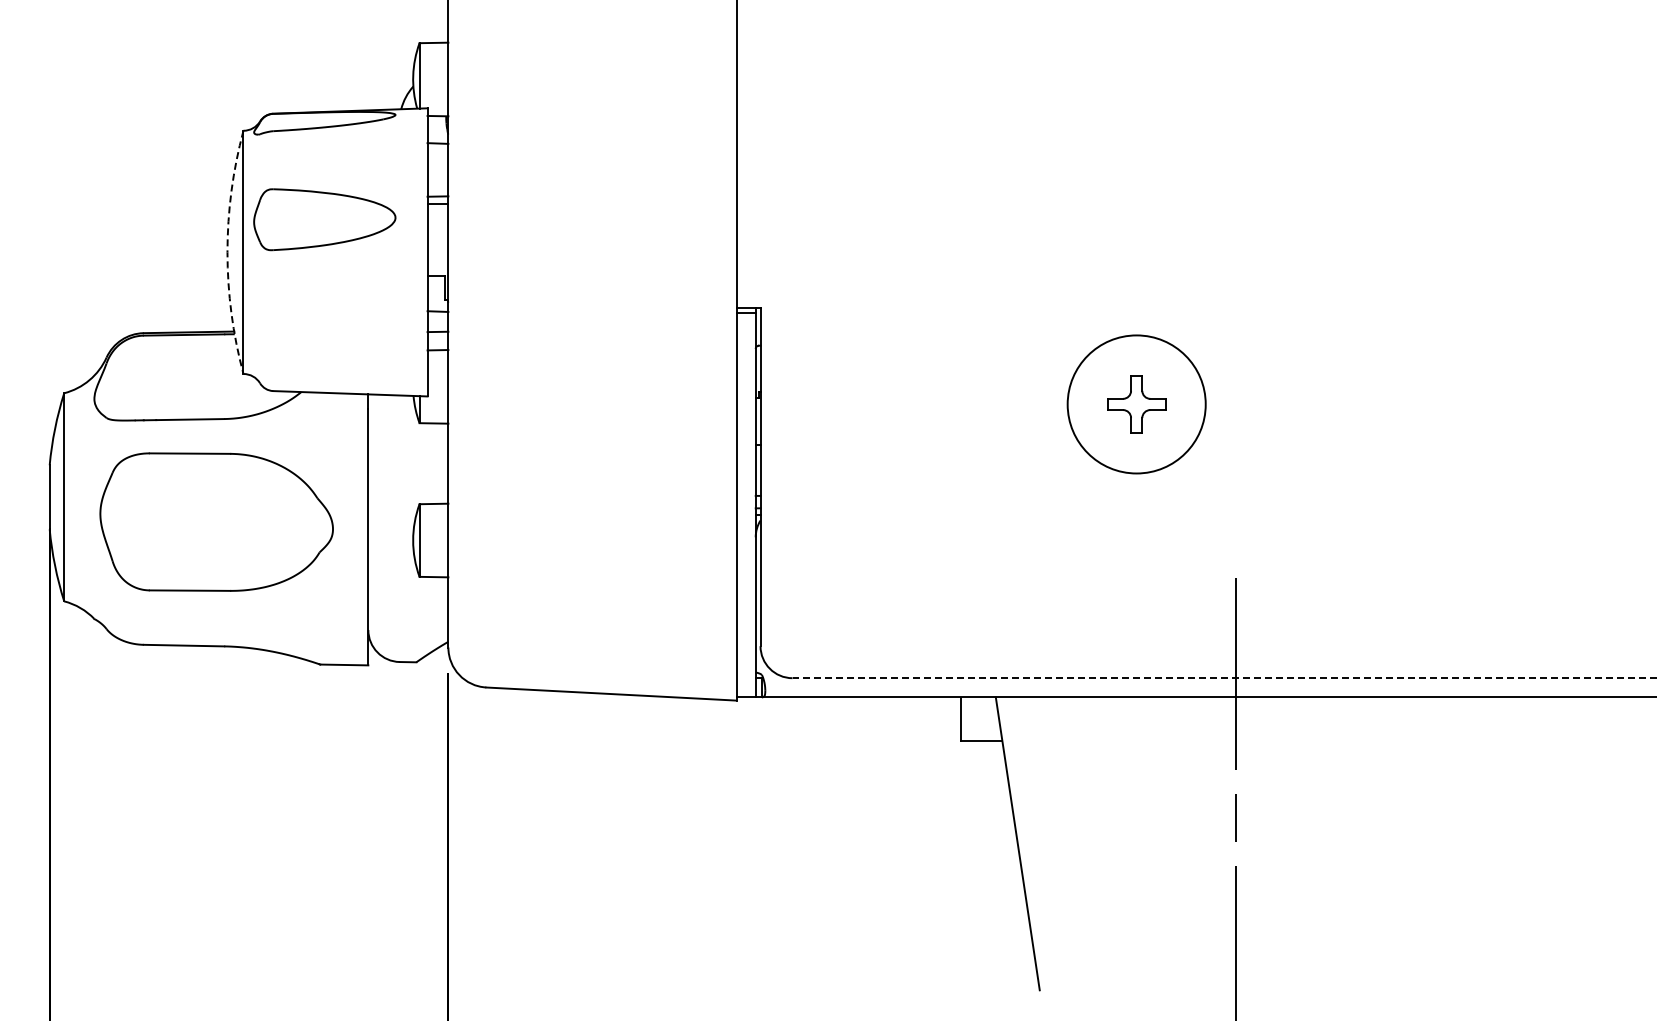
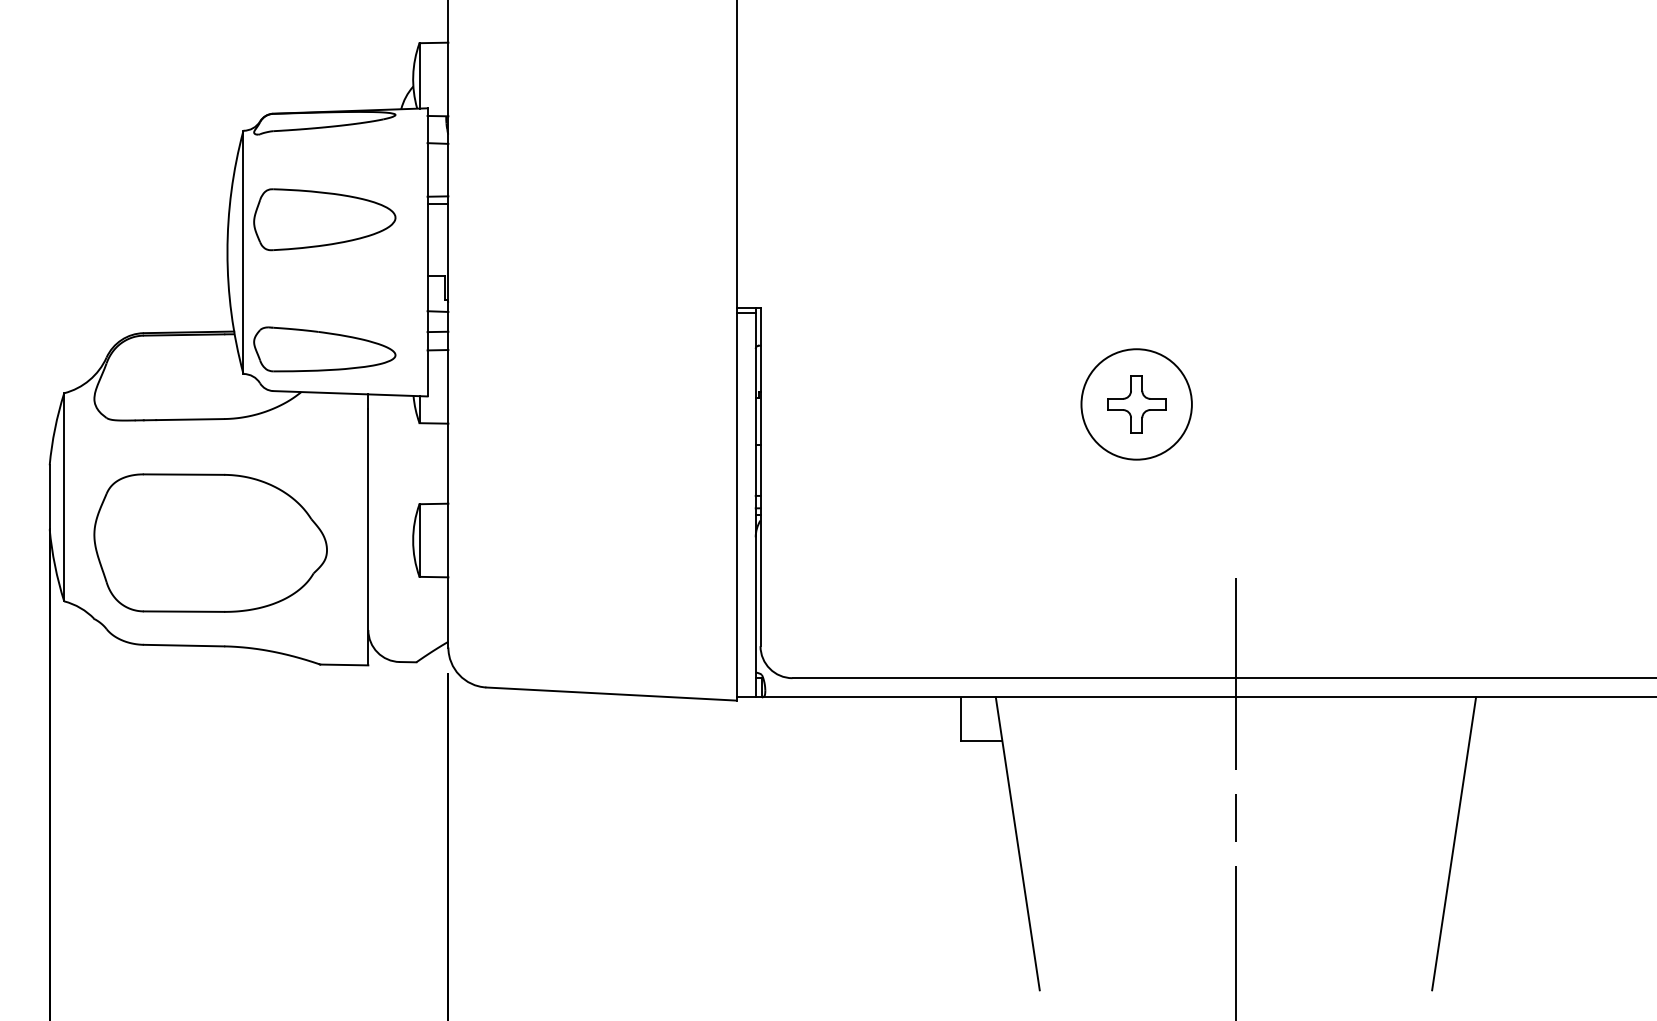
arc: dashed -> solid (227, 252)
part: none -> present (324, 349)
circle diameter: 138 px -> 110 px (1136, 404)
part position: (216, 521) -> (210, 542) (210, 542)
line: dashed -> solid (1224, 678)
line: none -> present (1454, 843)
